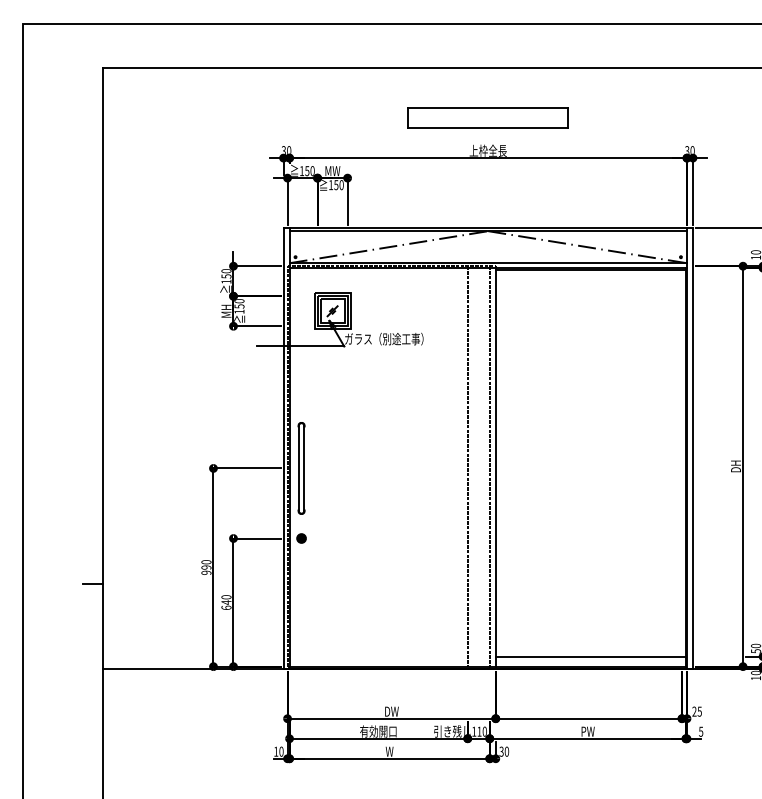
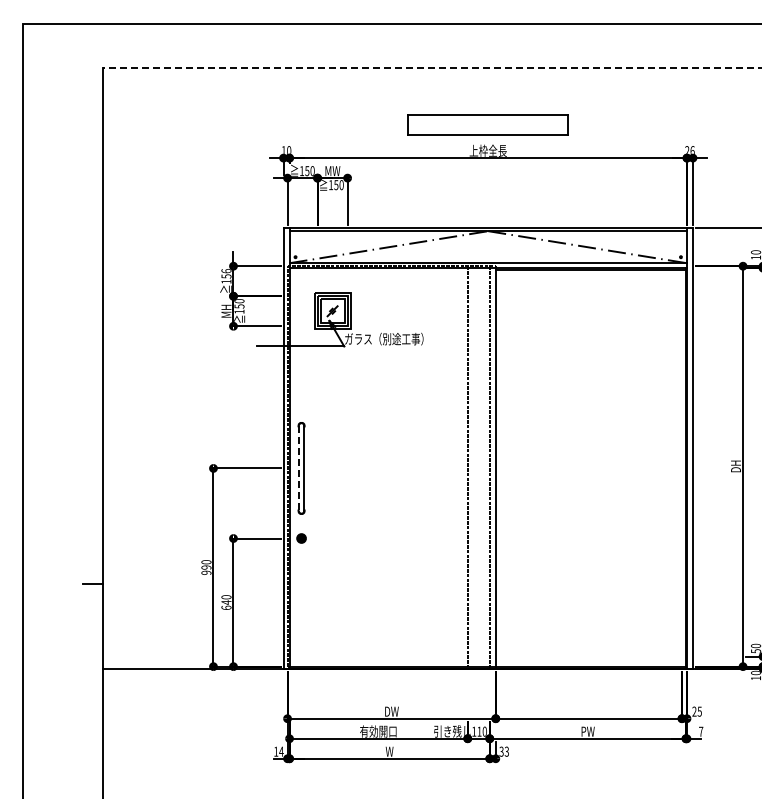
line: solid -> dashed (431, 68)
part position: (487, 117) -> (487, 124) (487, 124)
text: 30 -> 26 (689, 149)
text: 30 -> 10 (283, 150)
text: 150 -> 156 (225, 271)
line: solid -> dashed (298, 468)
line: present -> none (590, 656)
text: 5 -> 7 (701, 731)
text: 10 -> 14 (281, 751)
text: 30 -> 33 (506, 751)
